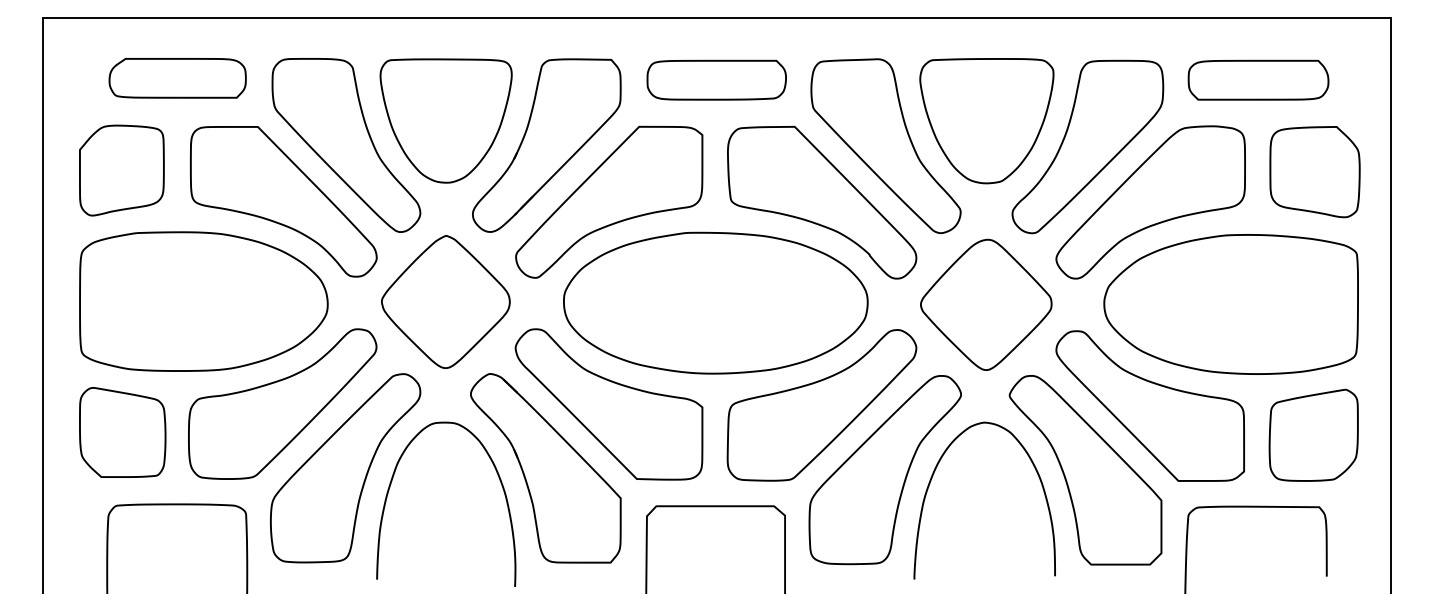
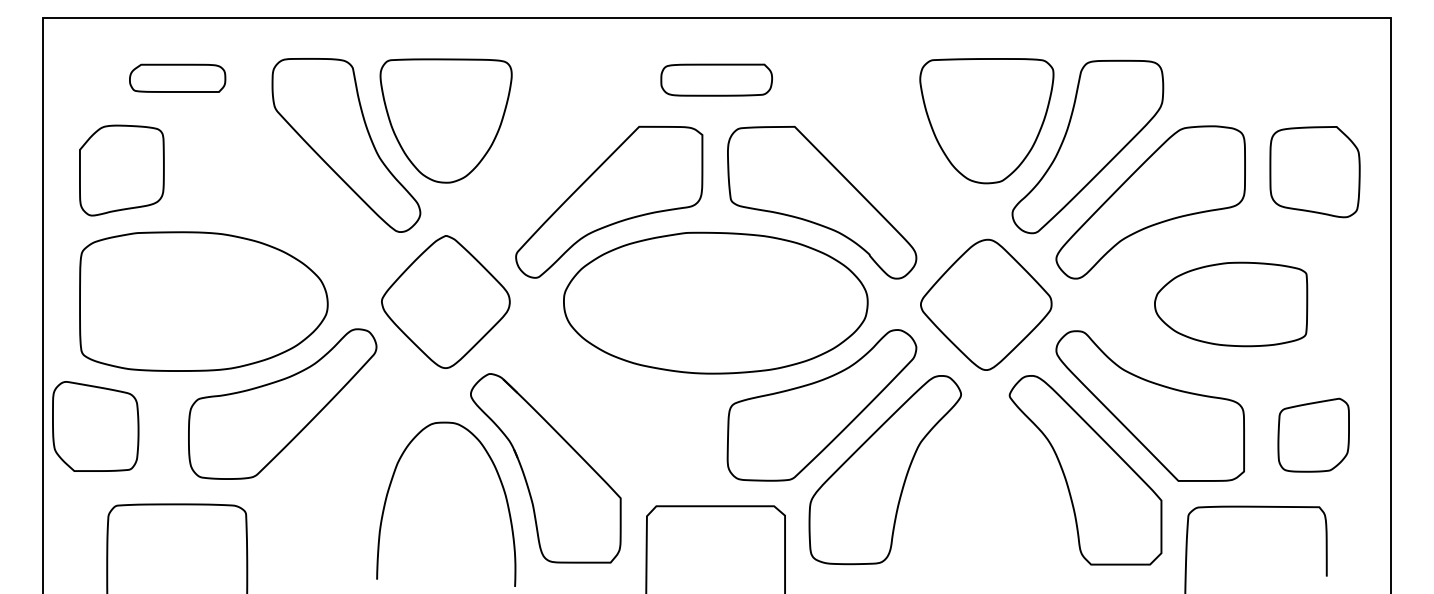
part size: 139x41 px -> 98x30 px (177, 77)
part size: 141x42 px -> 113x34 px (716, 79)
part: present -> none (1258, 79)
part: present -> none (546, 145)
part: present -> none (885, 146)
part: present -> none (283, 201)
part size: 256x141 px -> 155x87 px (1231, 304)
part: present -> none (608, 404)
part position: (122, 432) -> (95, 426) (95, 426)
part size: 91x94 px -> 73x76 px (1313, 434)
part: present -> none (345, 468)
curve: present -> none (931, 481)
